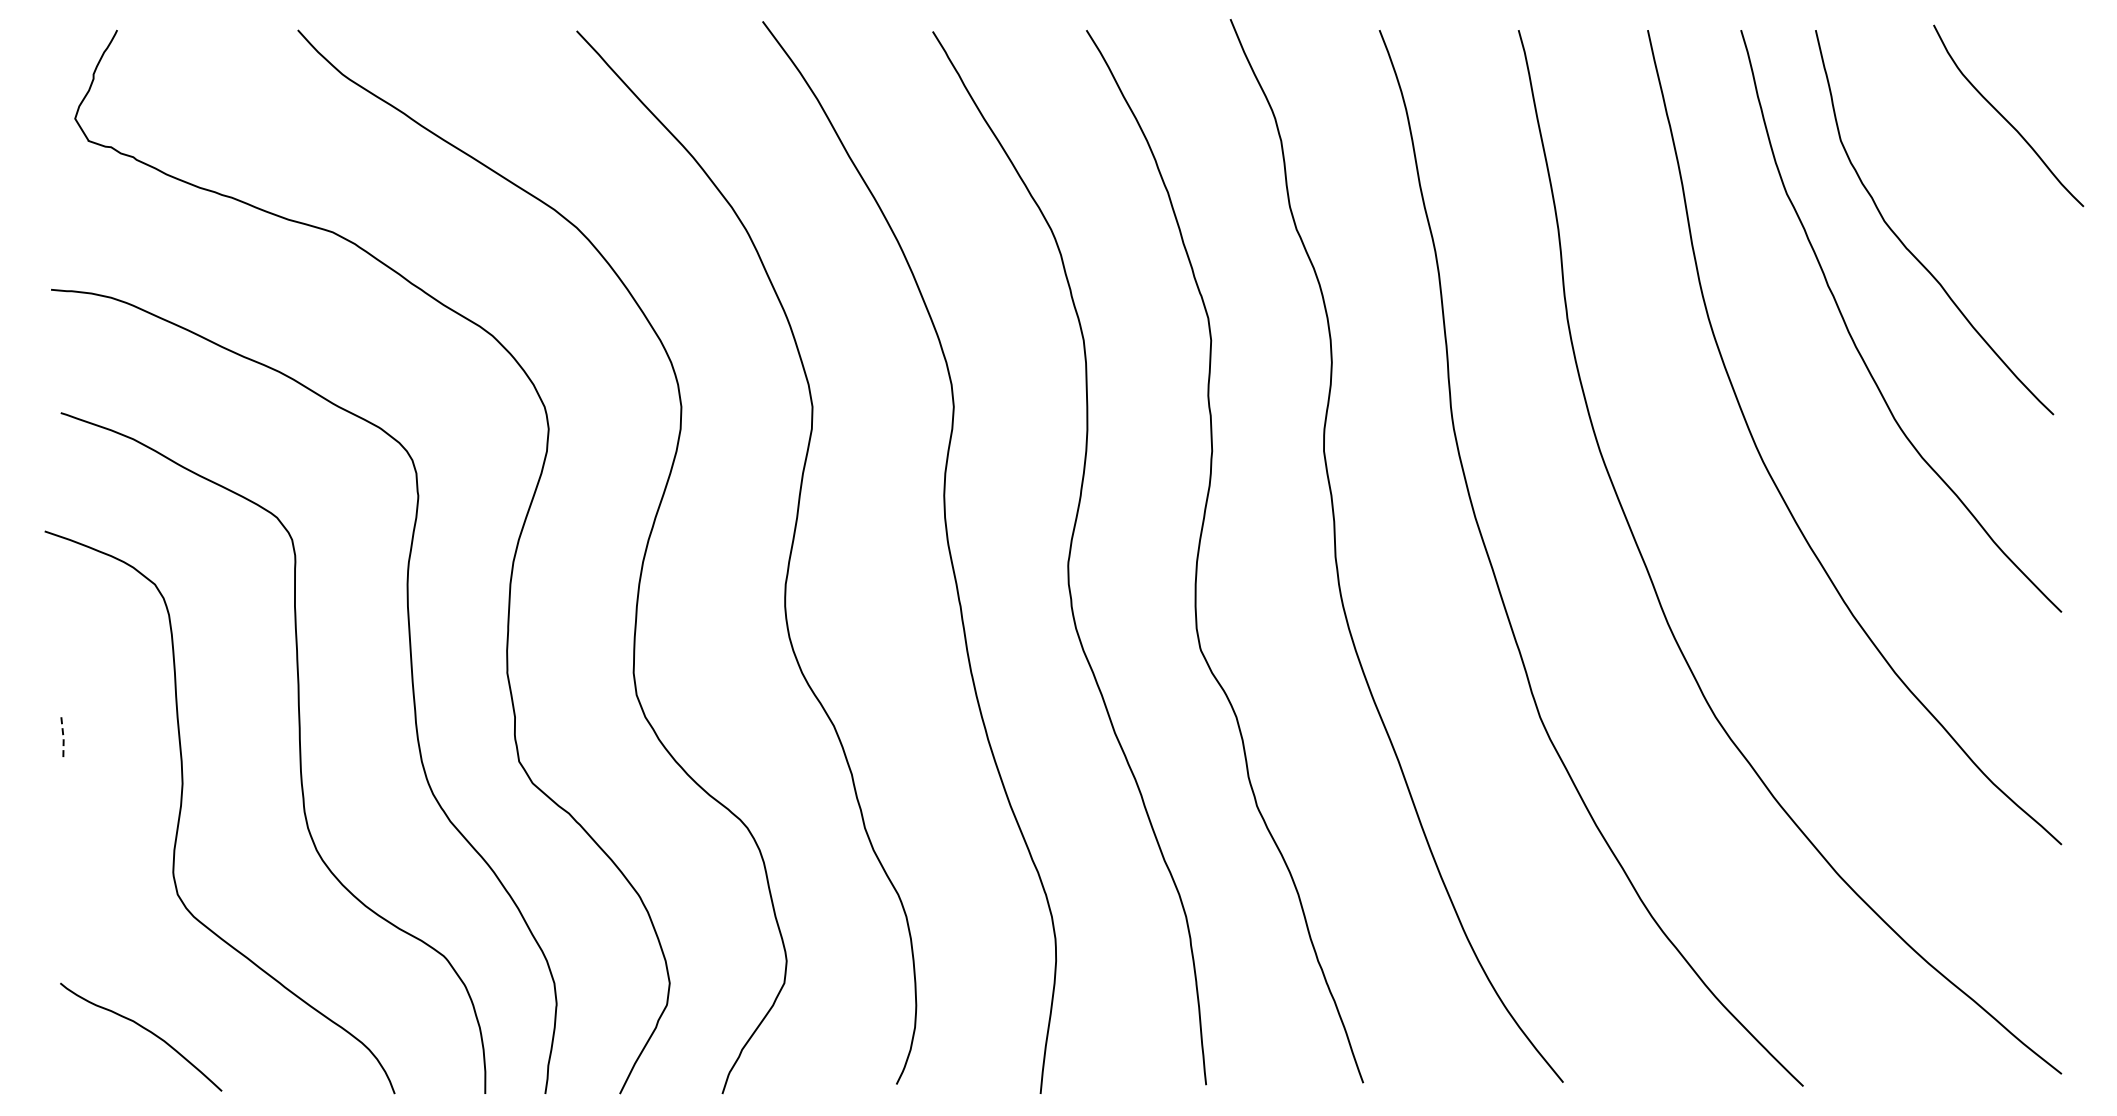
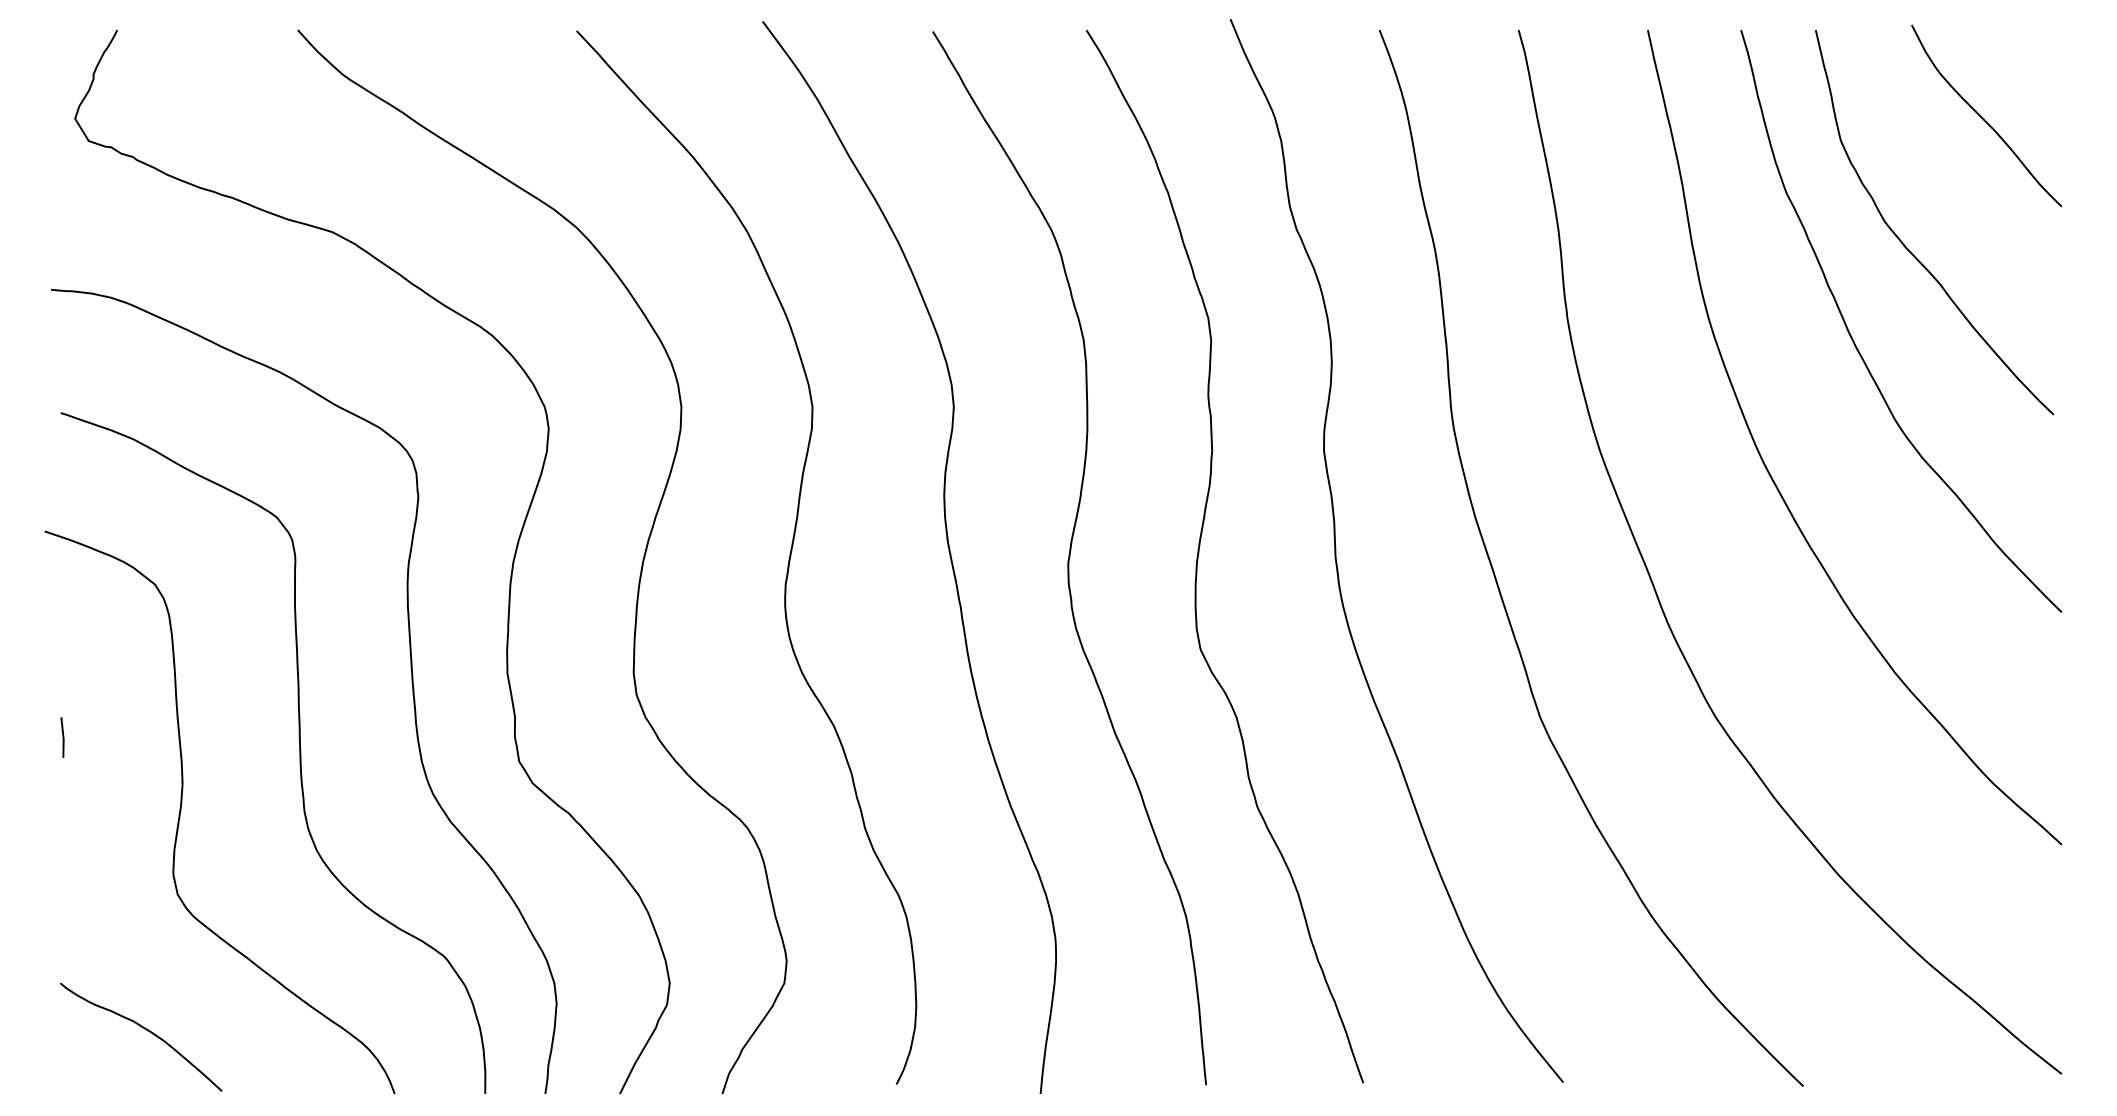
curve position: (2004, 116) -> (1982, 116) (1982, 116)
line: dashed -> solid (63, 738)
